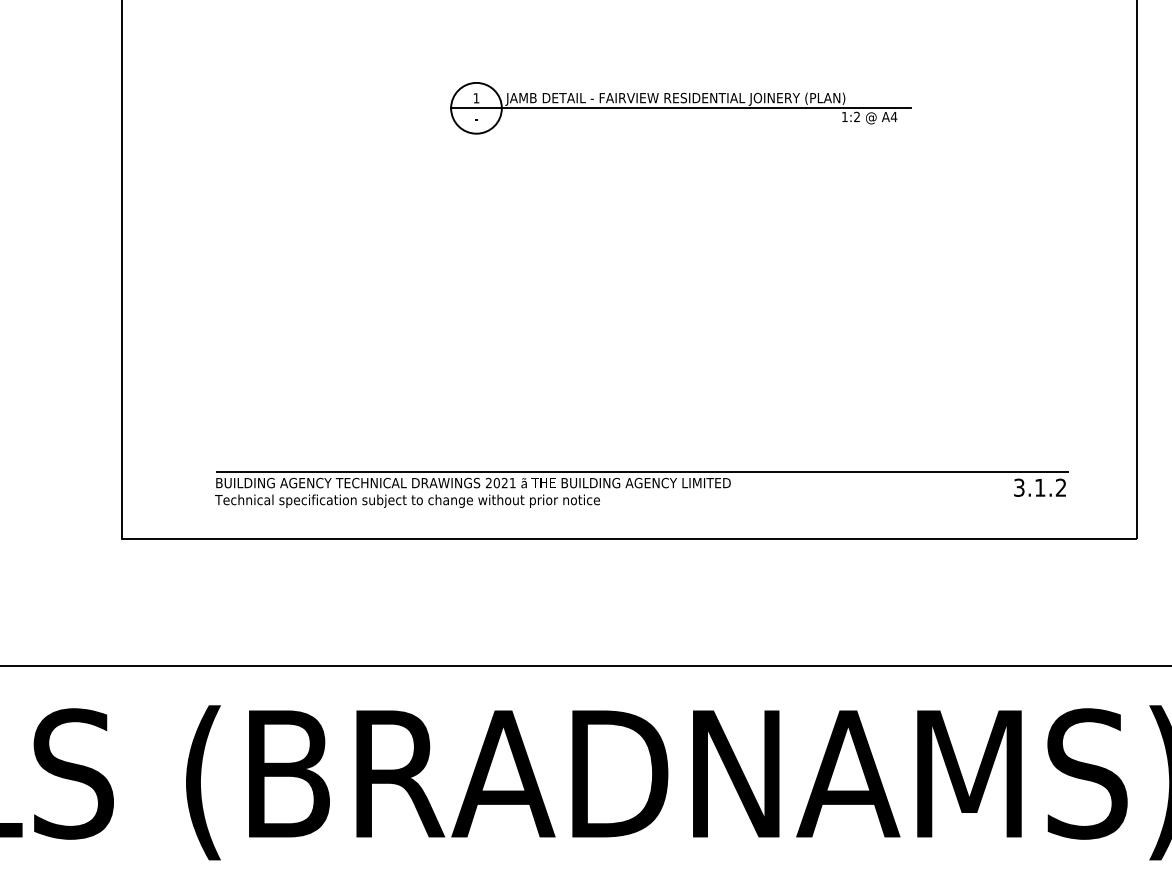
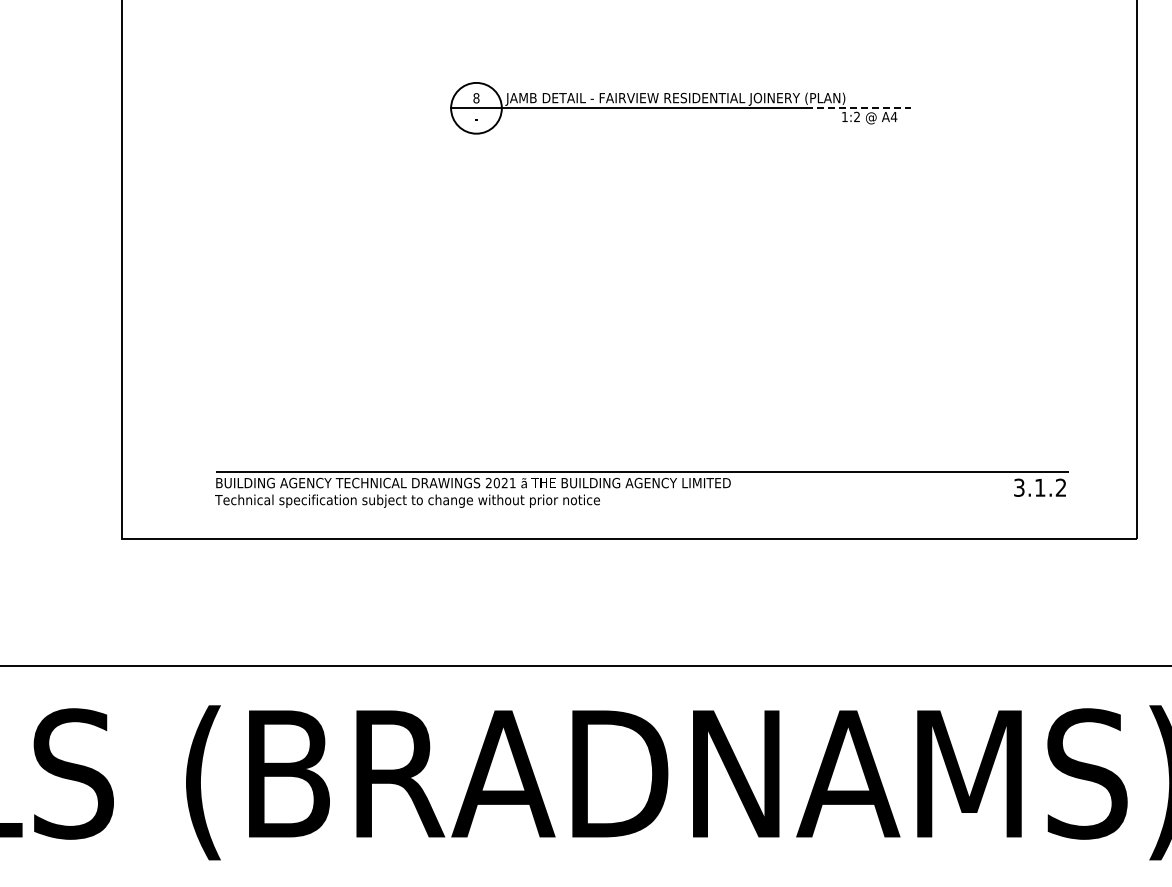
text: 1 -> 8 (476, 98)
line: solid -> dashed (859, 108)
